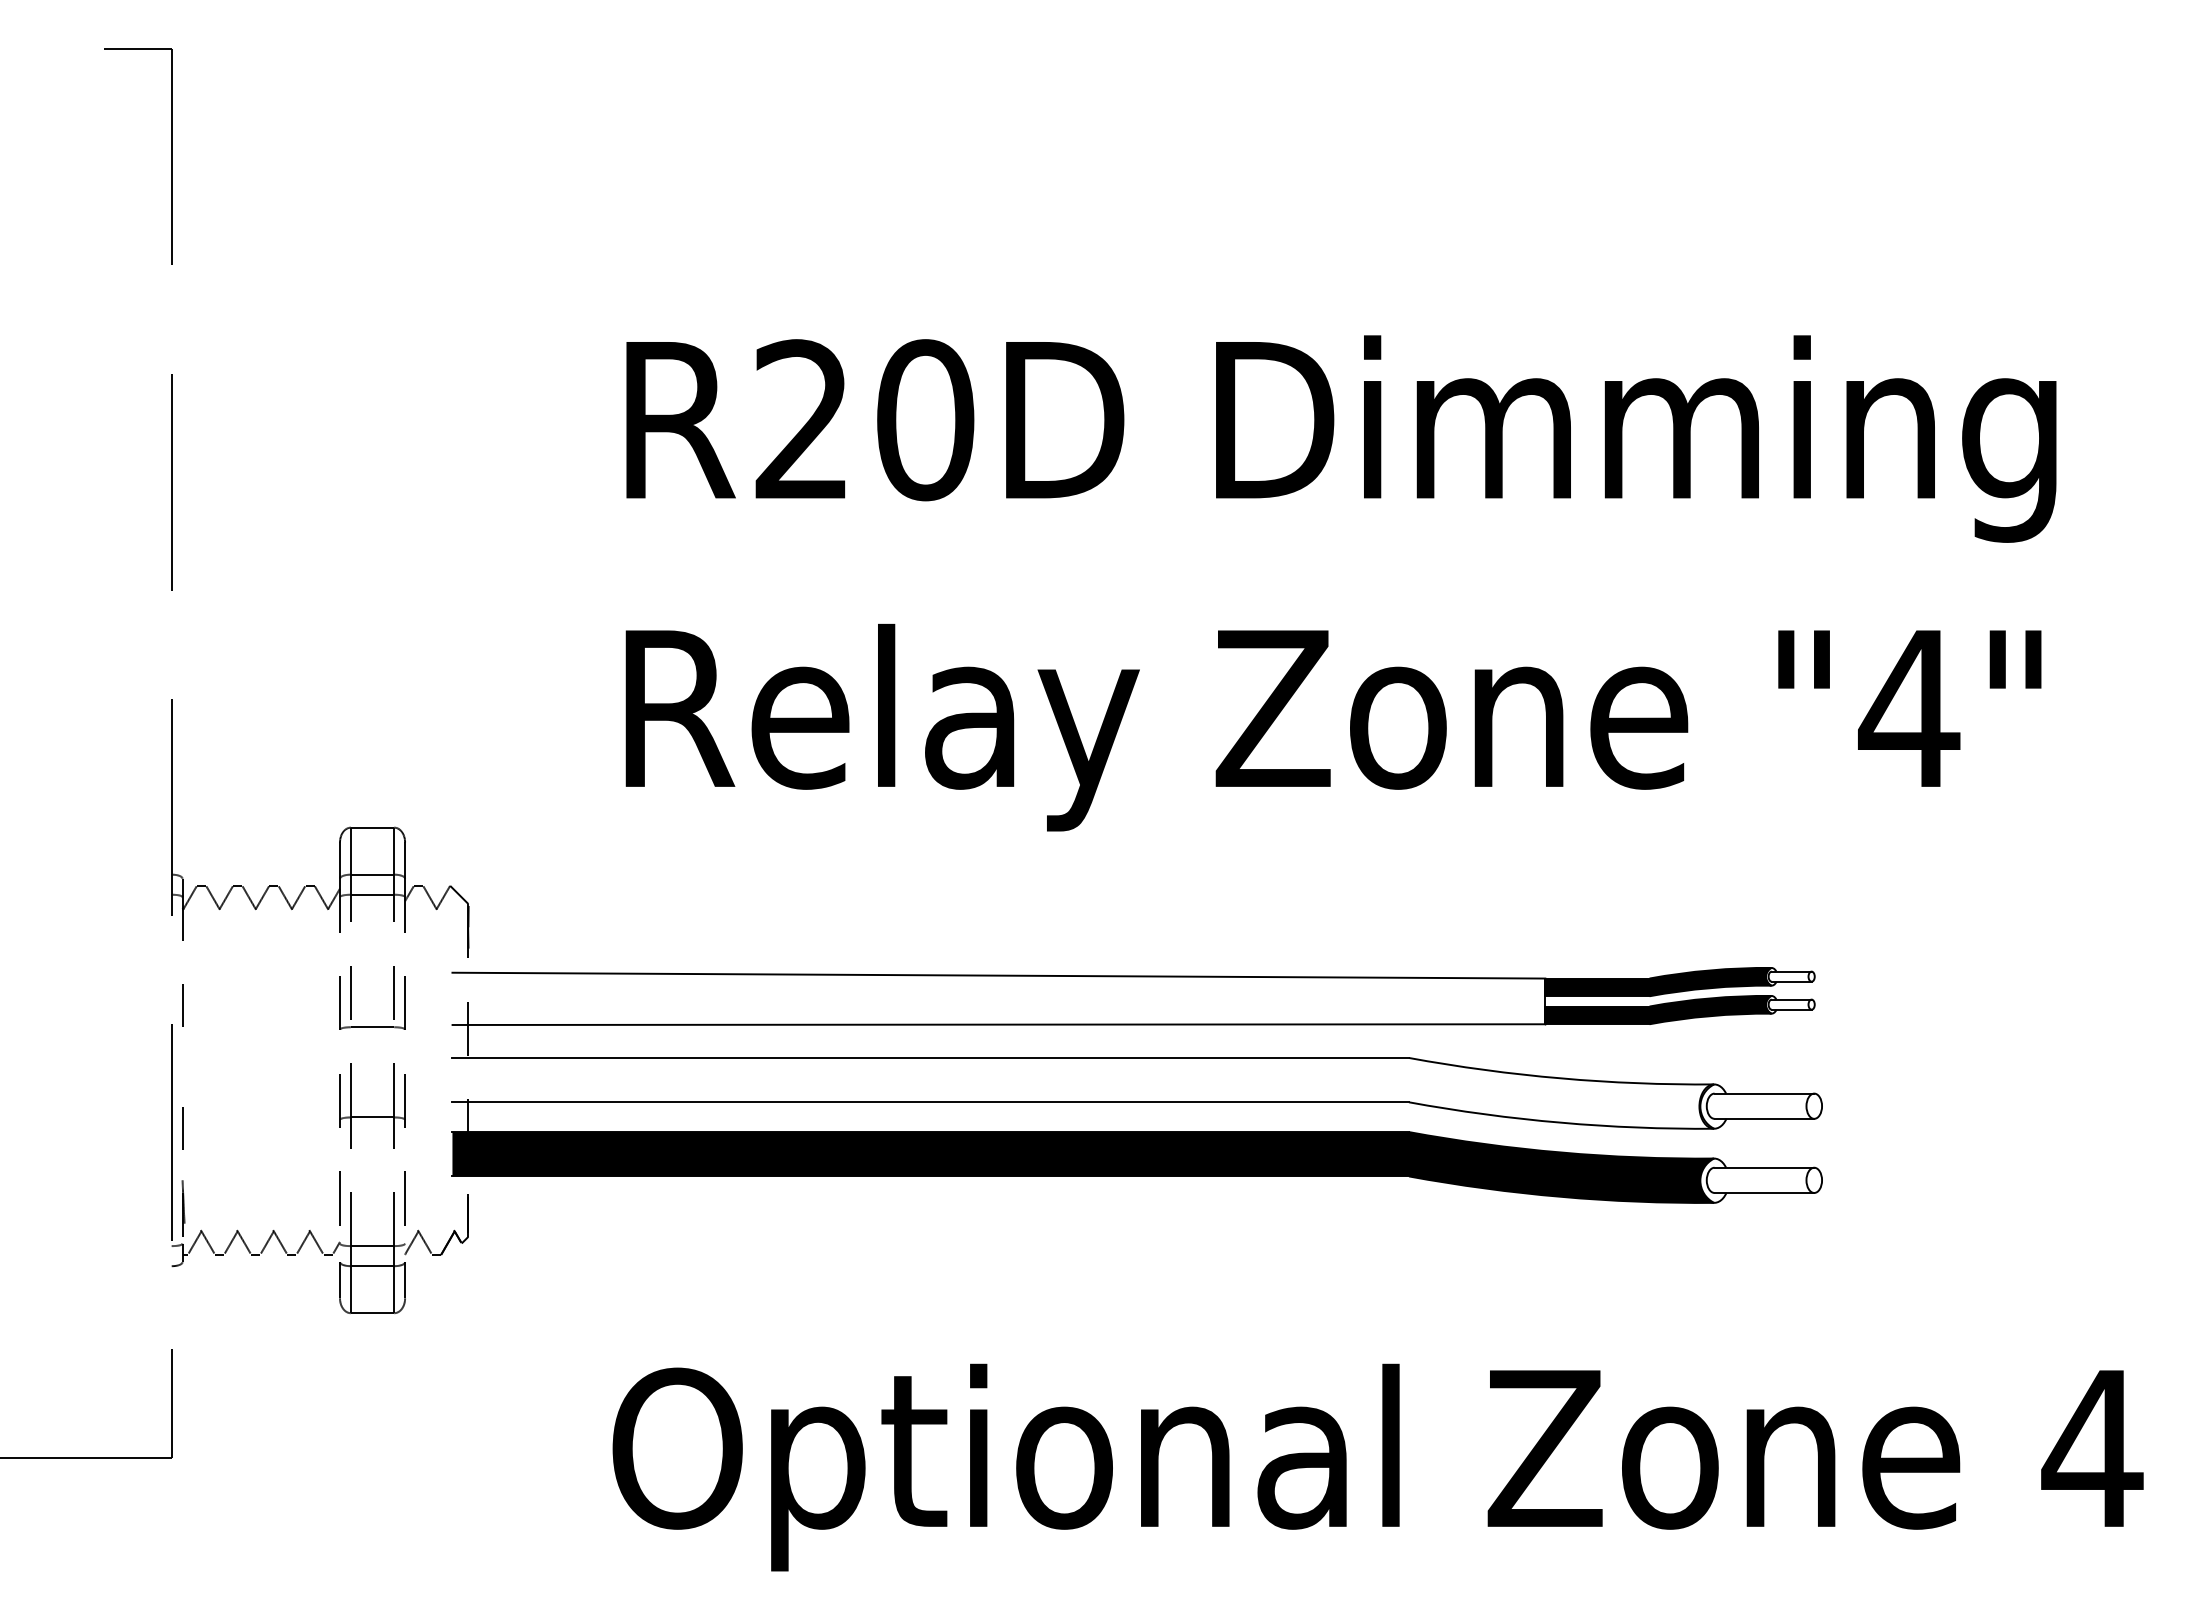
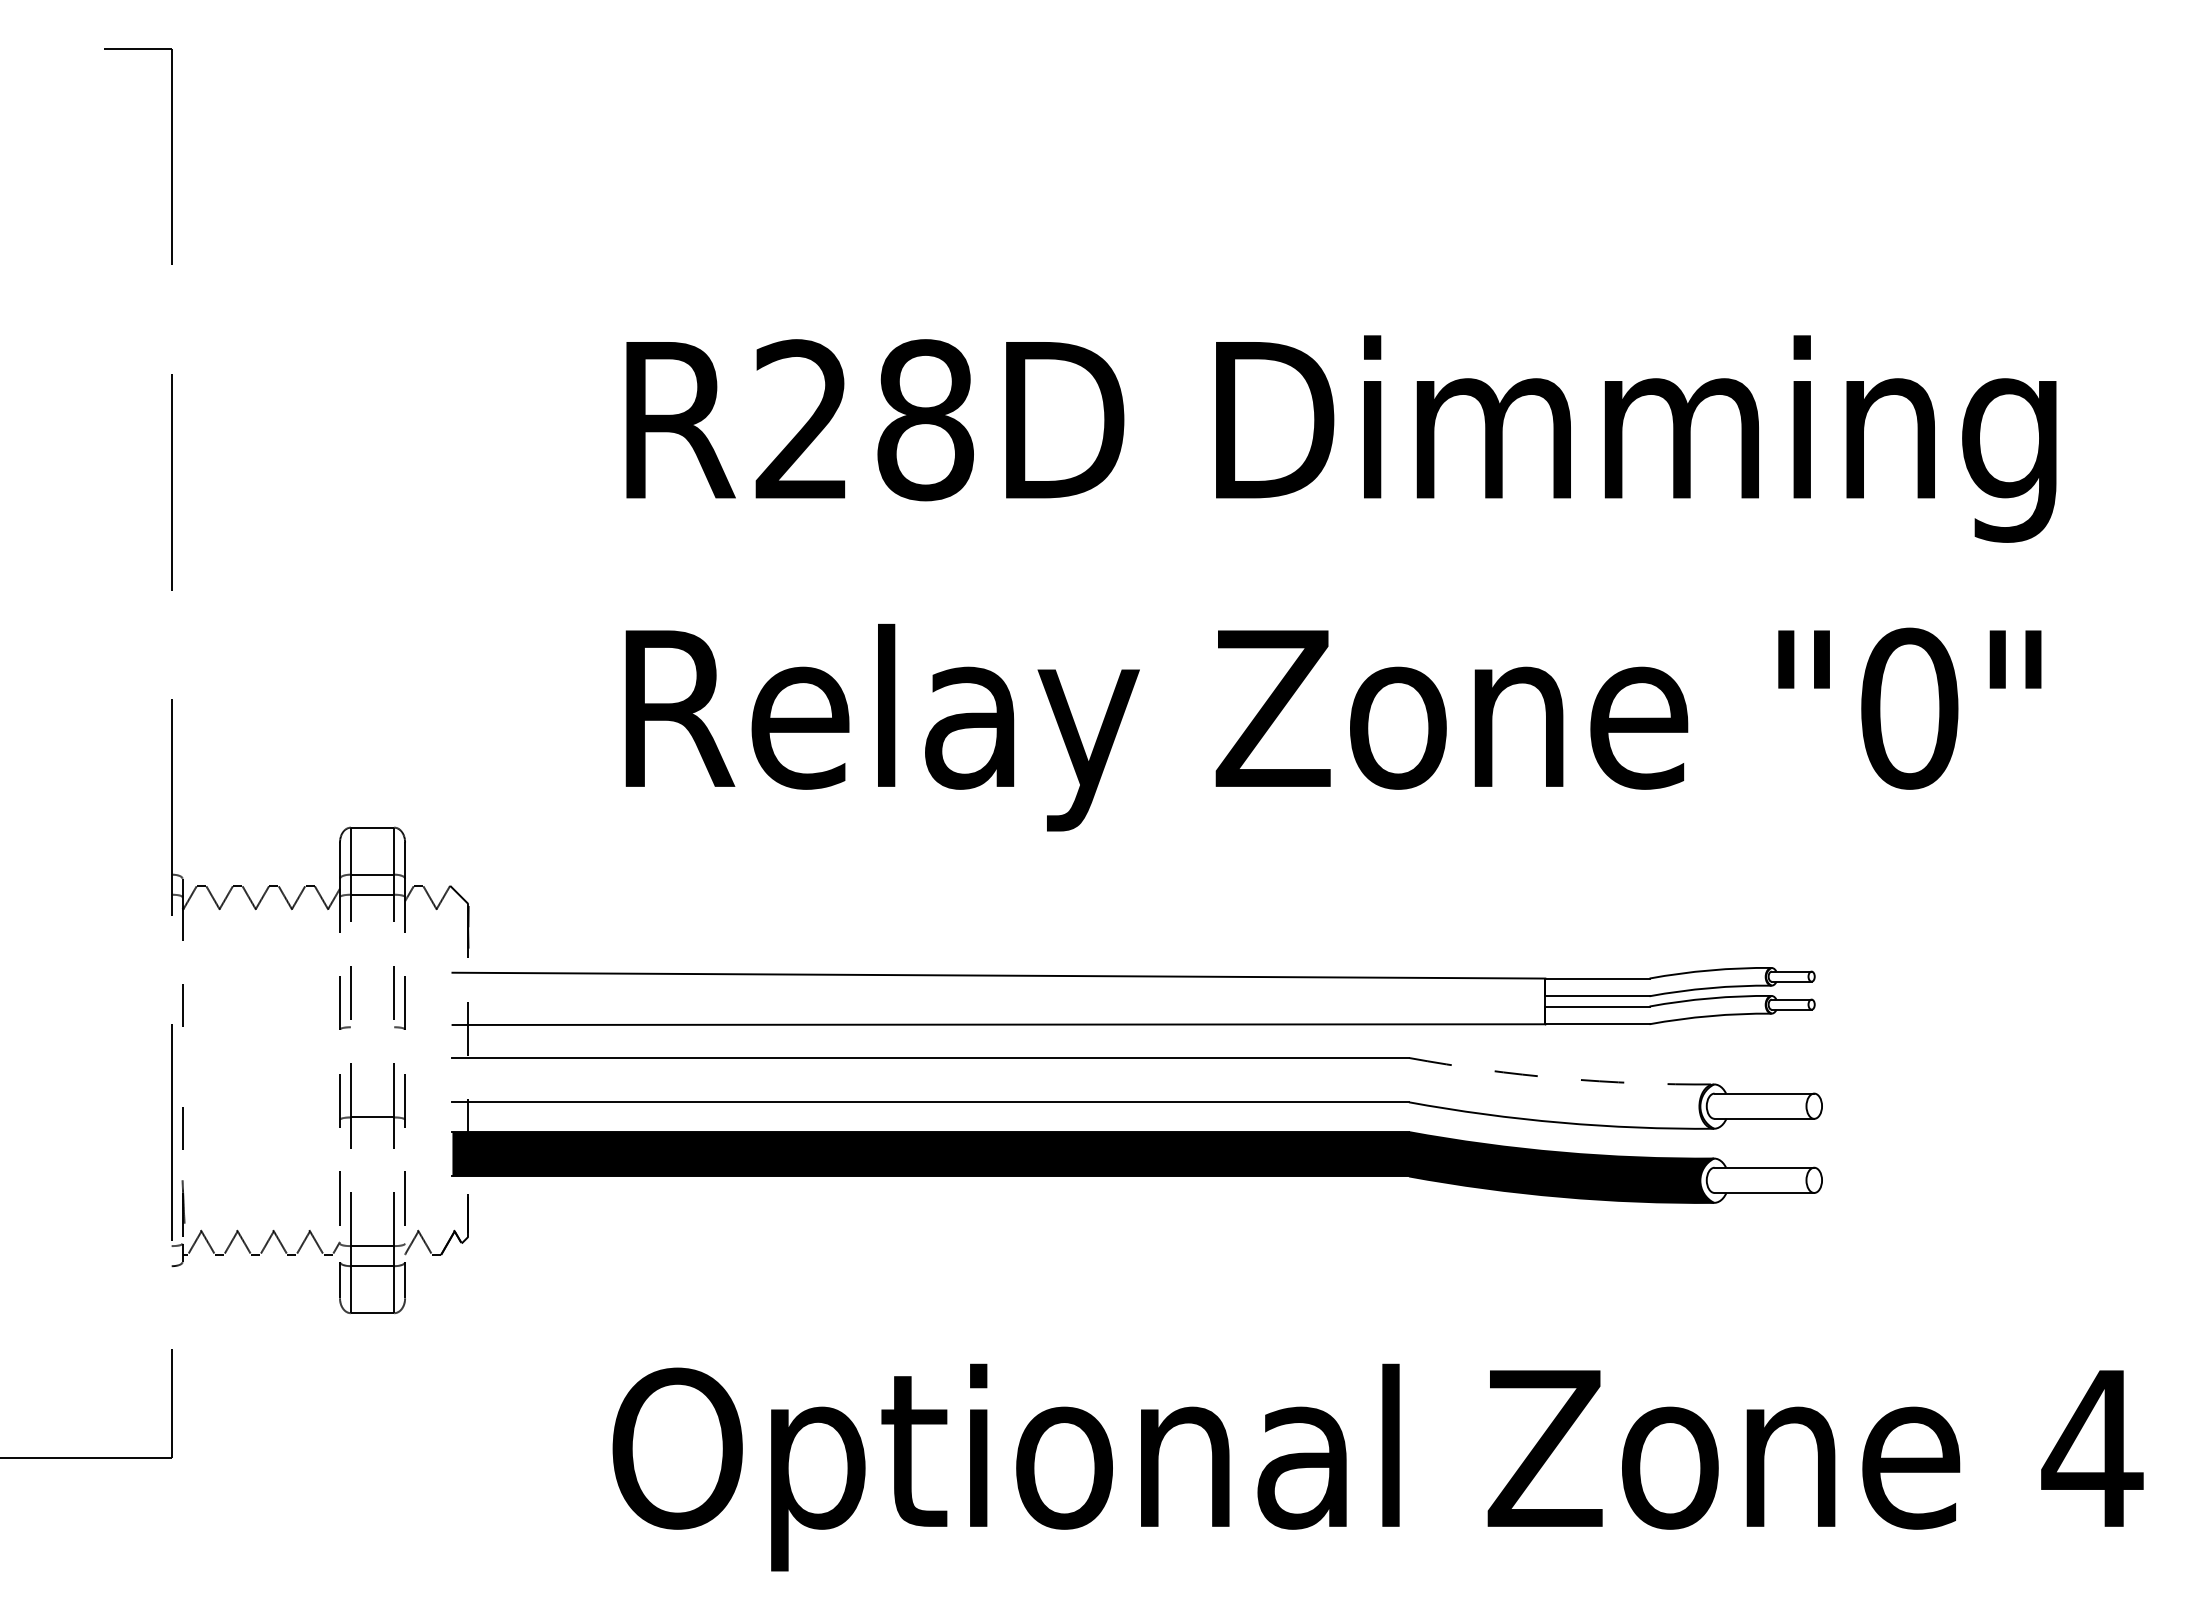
text: R20D -> R28D (925, 420)
text: "4" -> "0" (1909, 708)
fill: present -> none (1658, 981)
fill: present -> none (1658, 1009)
line: present -> none (372, 1027)
arc: solid -> dashed (1560, 1078)
